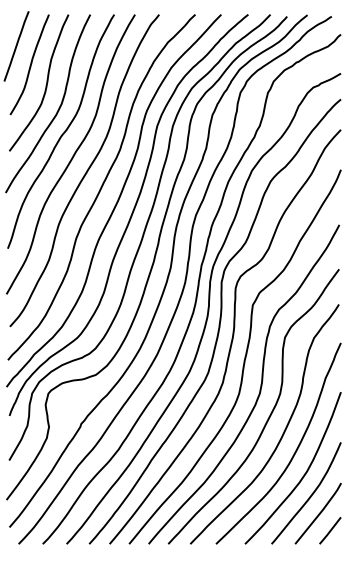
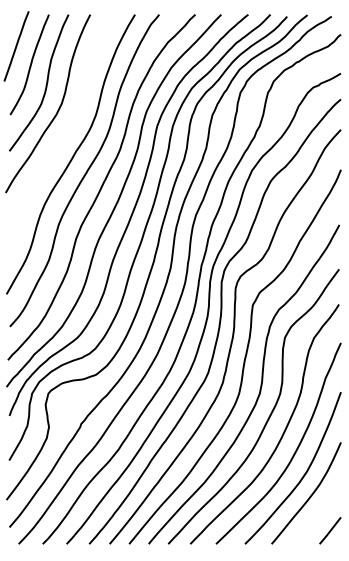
curve: present -> none (62, 133)
line: present -> none (318, 513)
